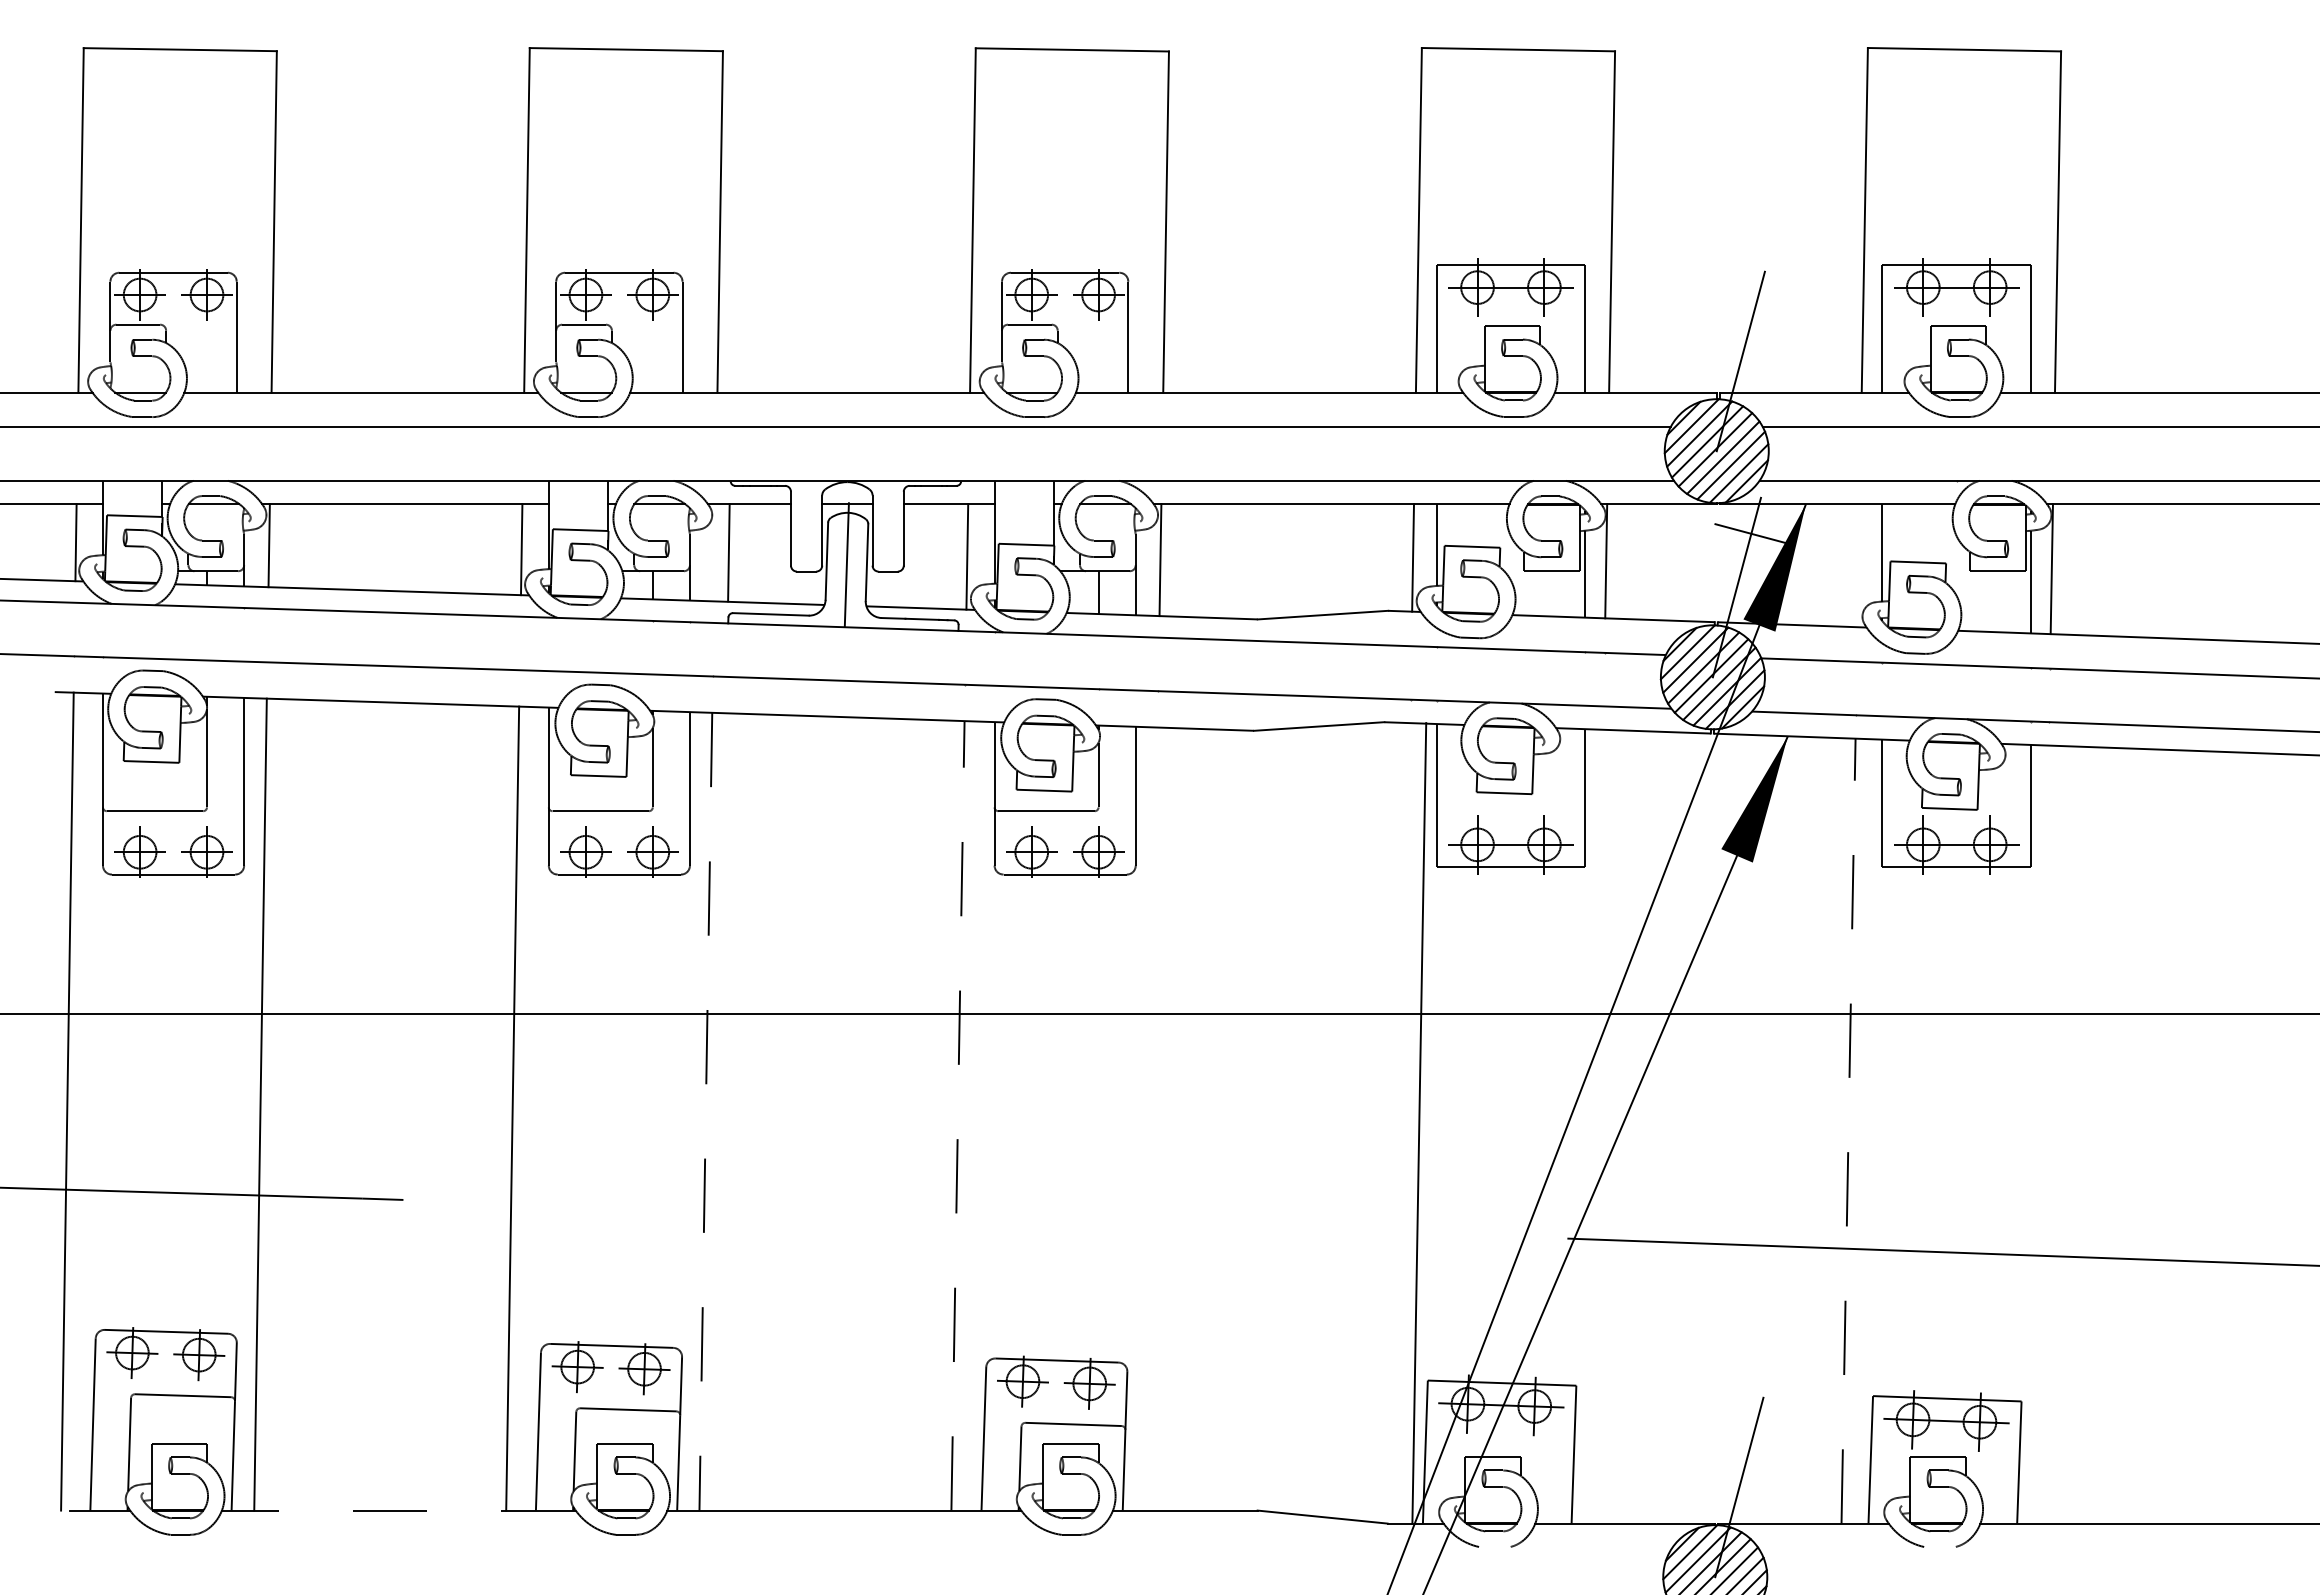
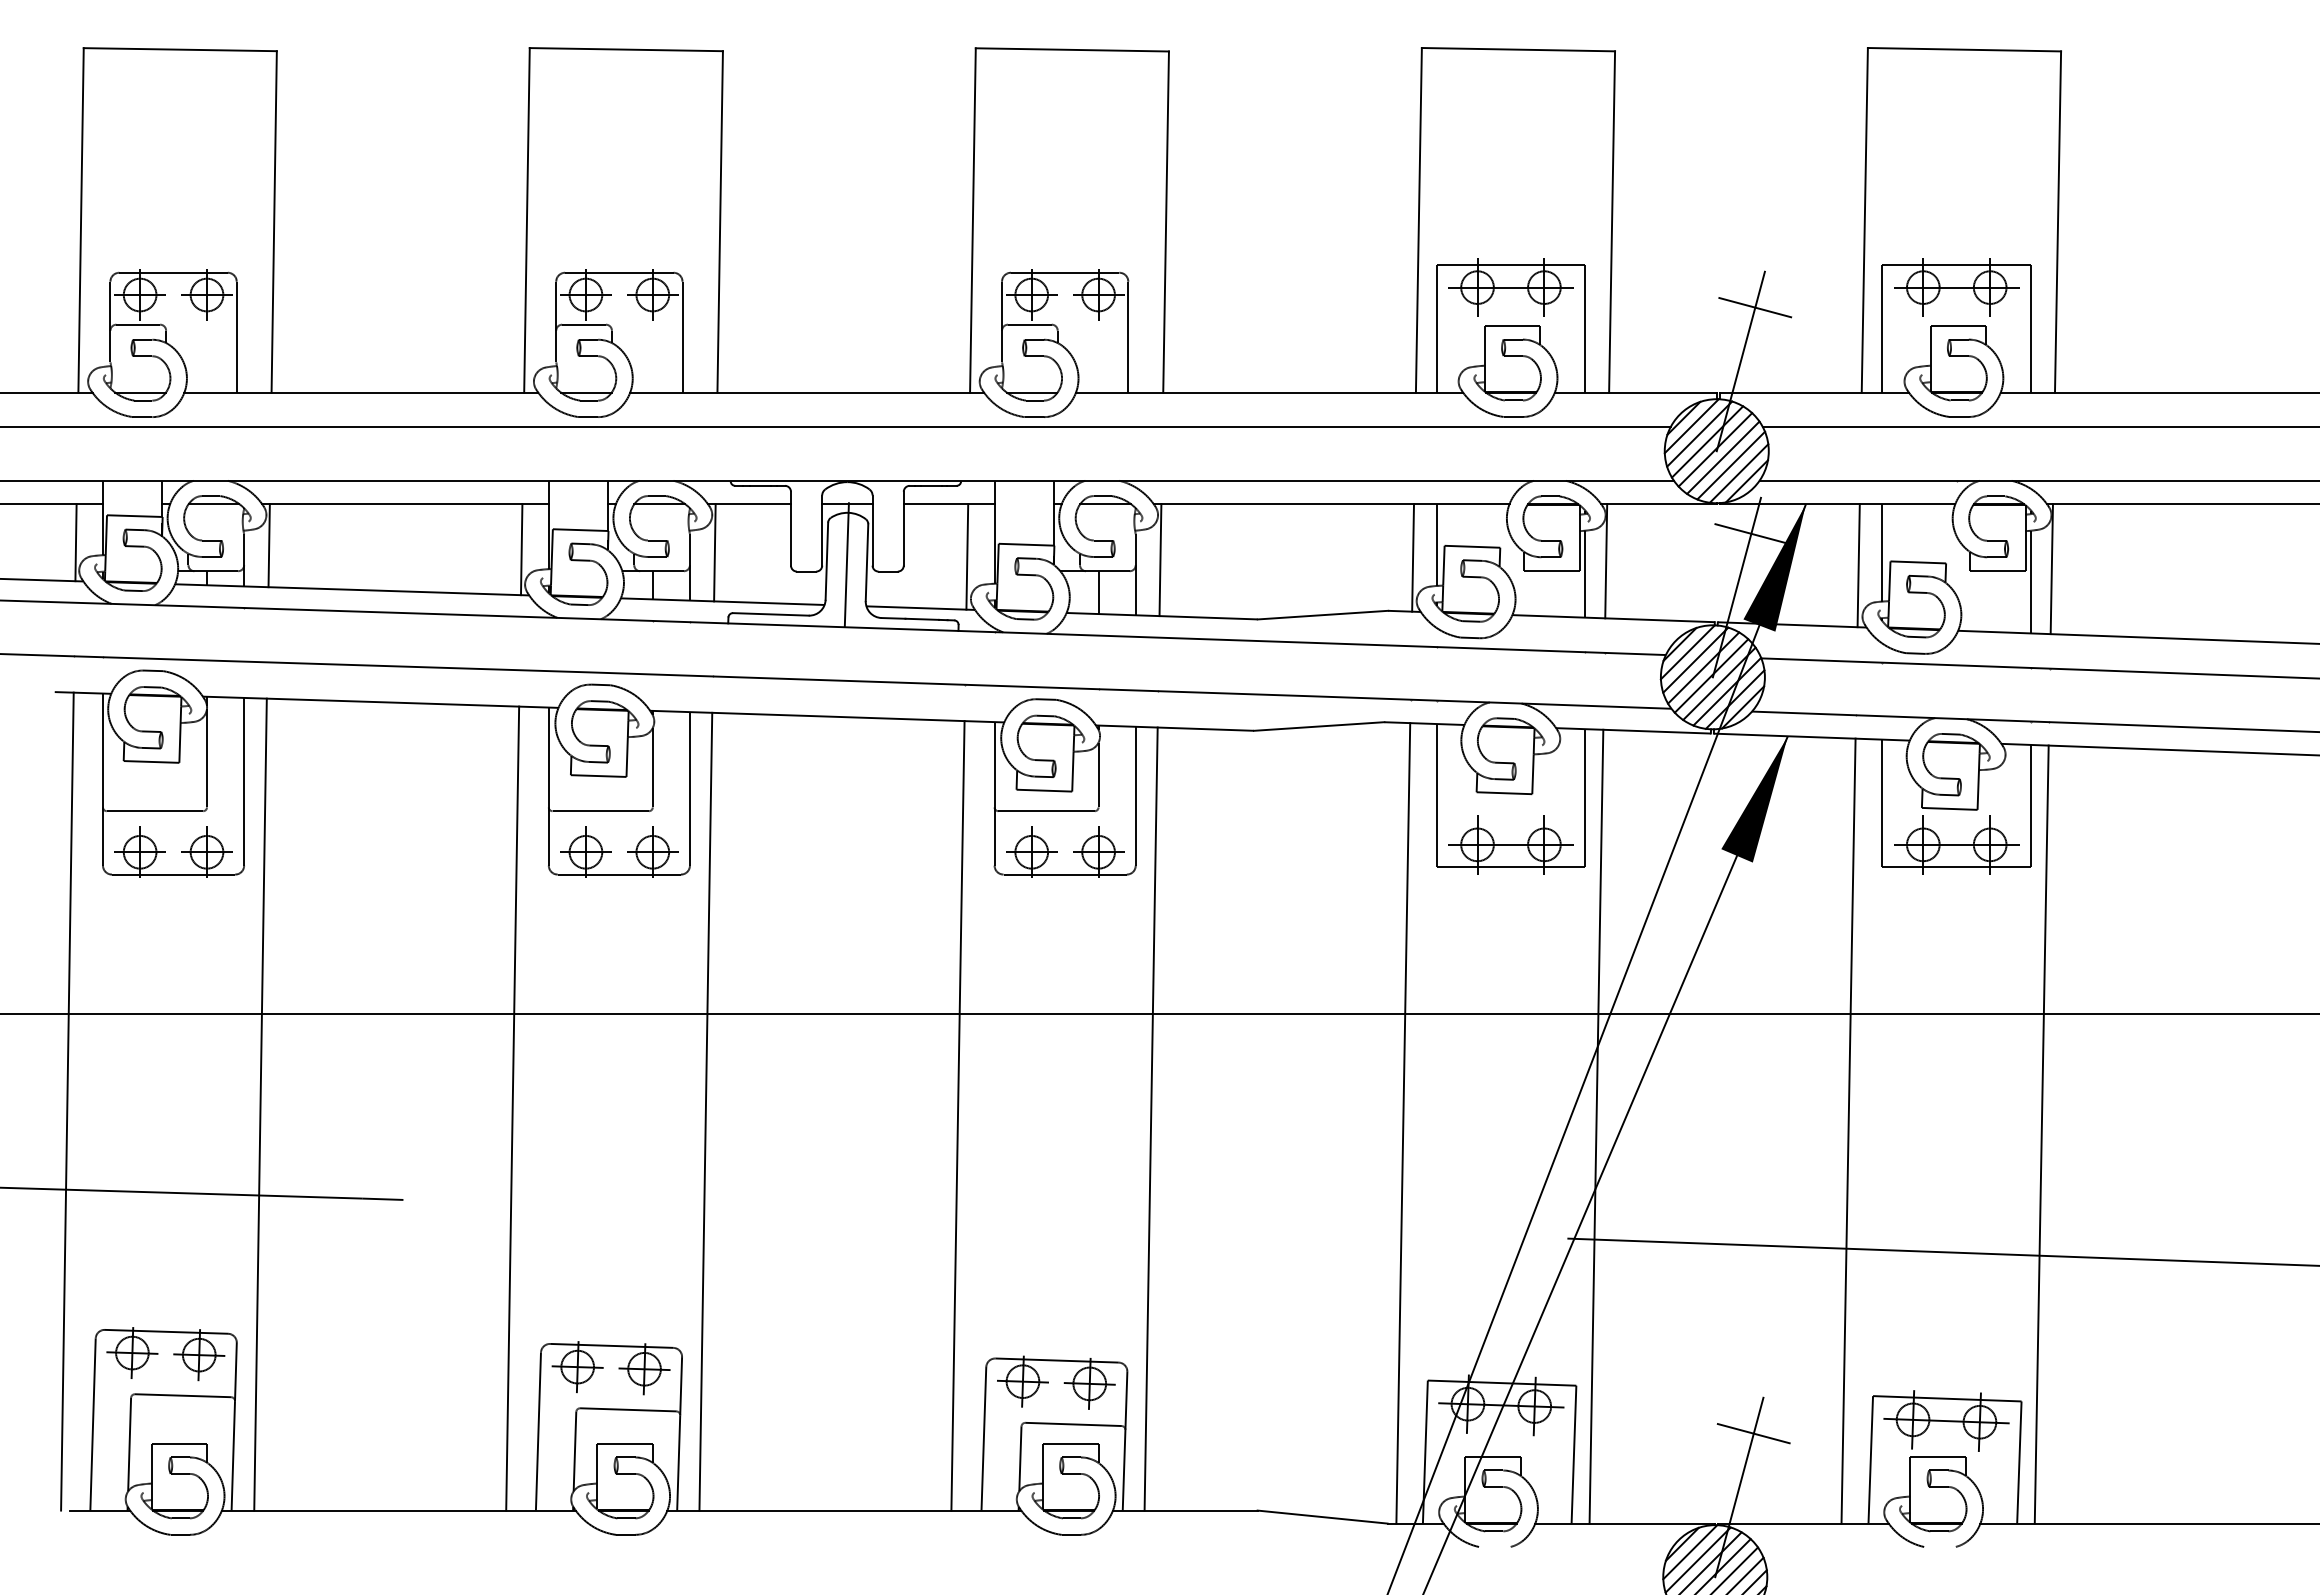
line: none -> present (1755, 307)
line position: (728, 552) -> (714, 552) (714, 552)
line: none -> present (1858, 565)
line: dashed -> solid (705, 1111)
line: dashed -> solid (957, 1115)
line: none -> present (1150, 1118)
line position: (1419, 1123) -> (1403, 1123) (1403, 1123)
line: none -> present (1596, 1126)
line: dashed -> solid (1848, 1131)
line: none -> present (2041, 1134)
line: none -> present (1753, 1433)
line: dashed -> solid (398, 1510)
